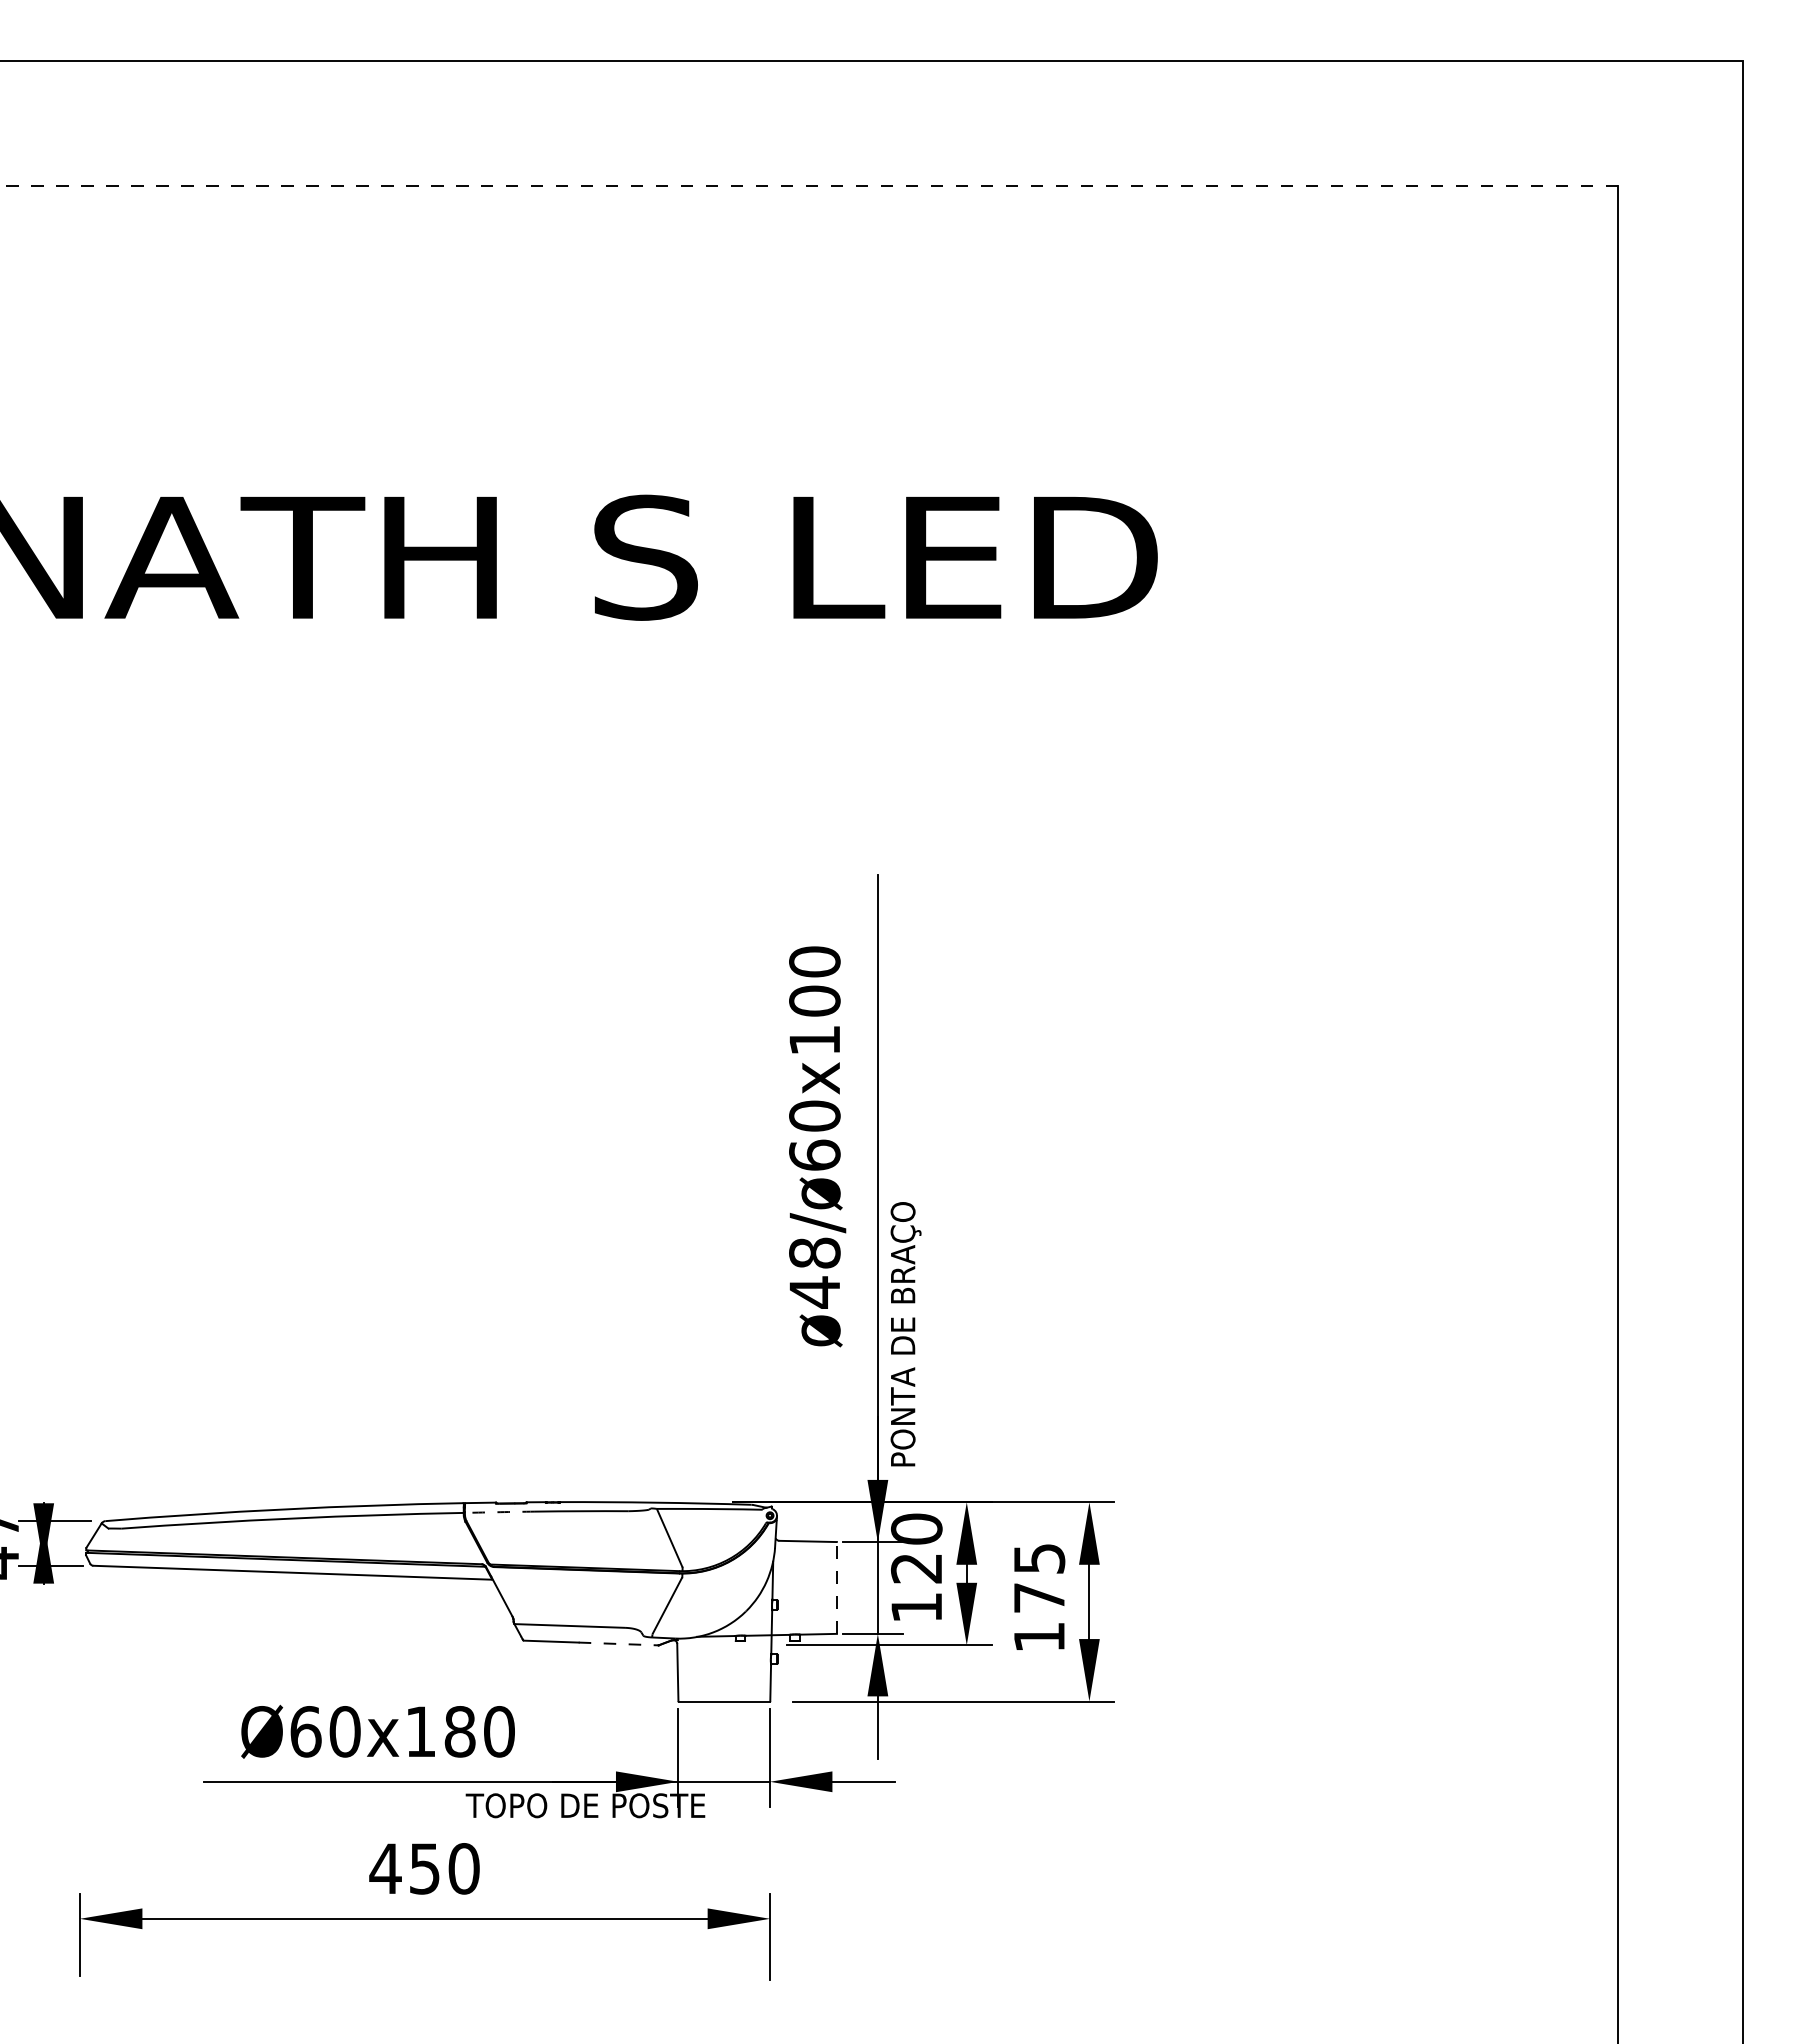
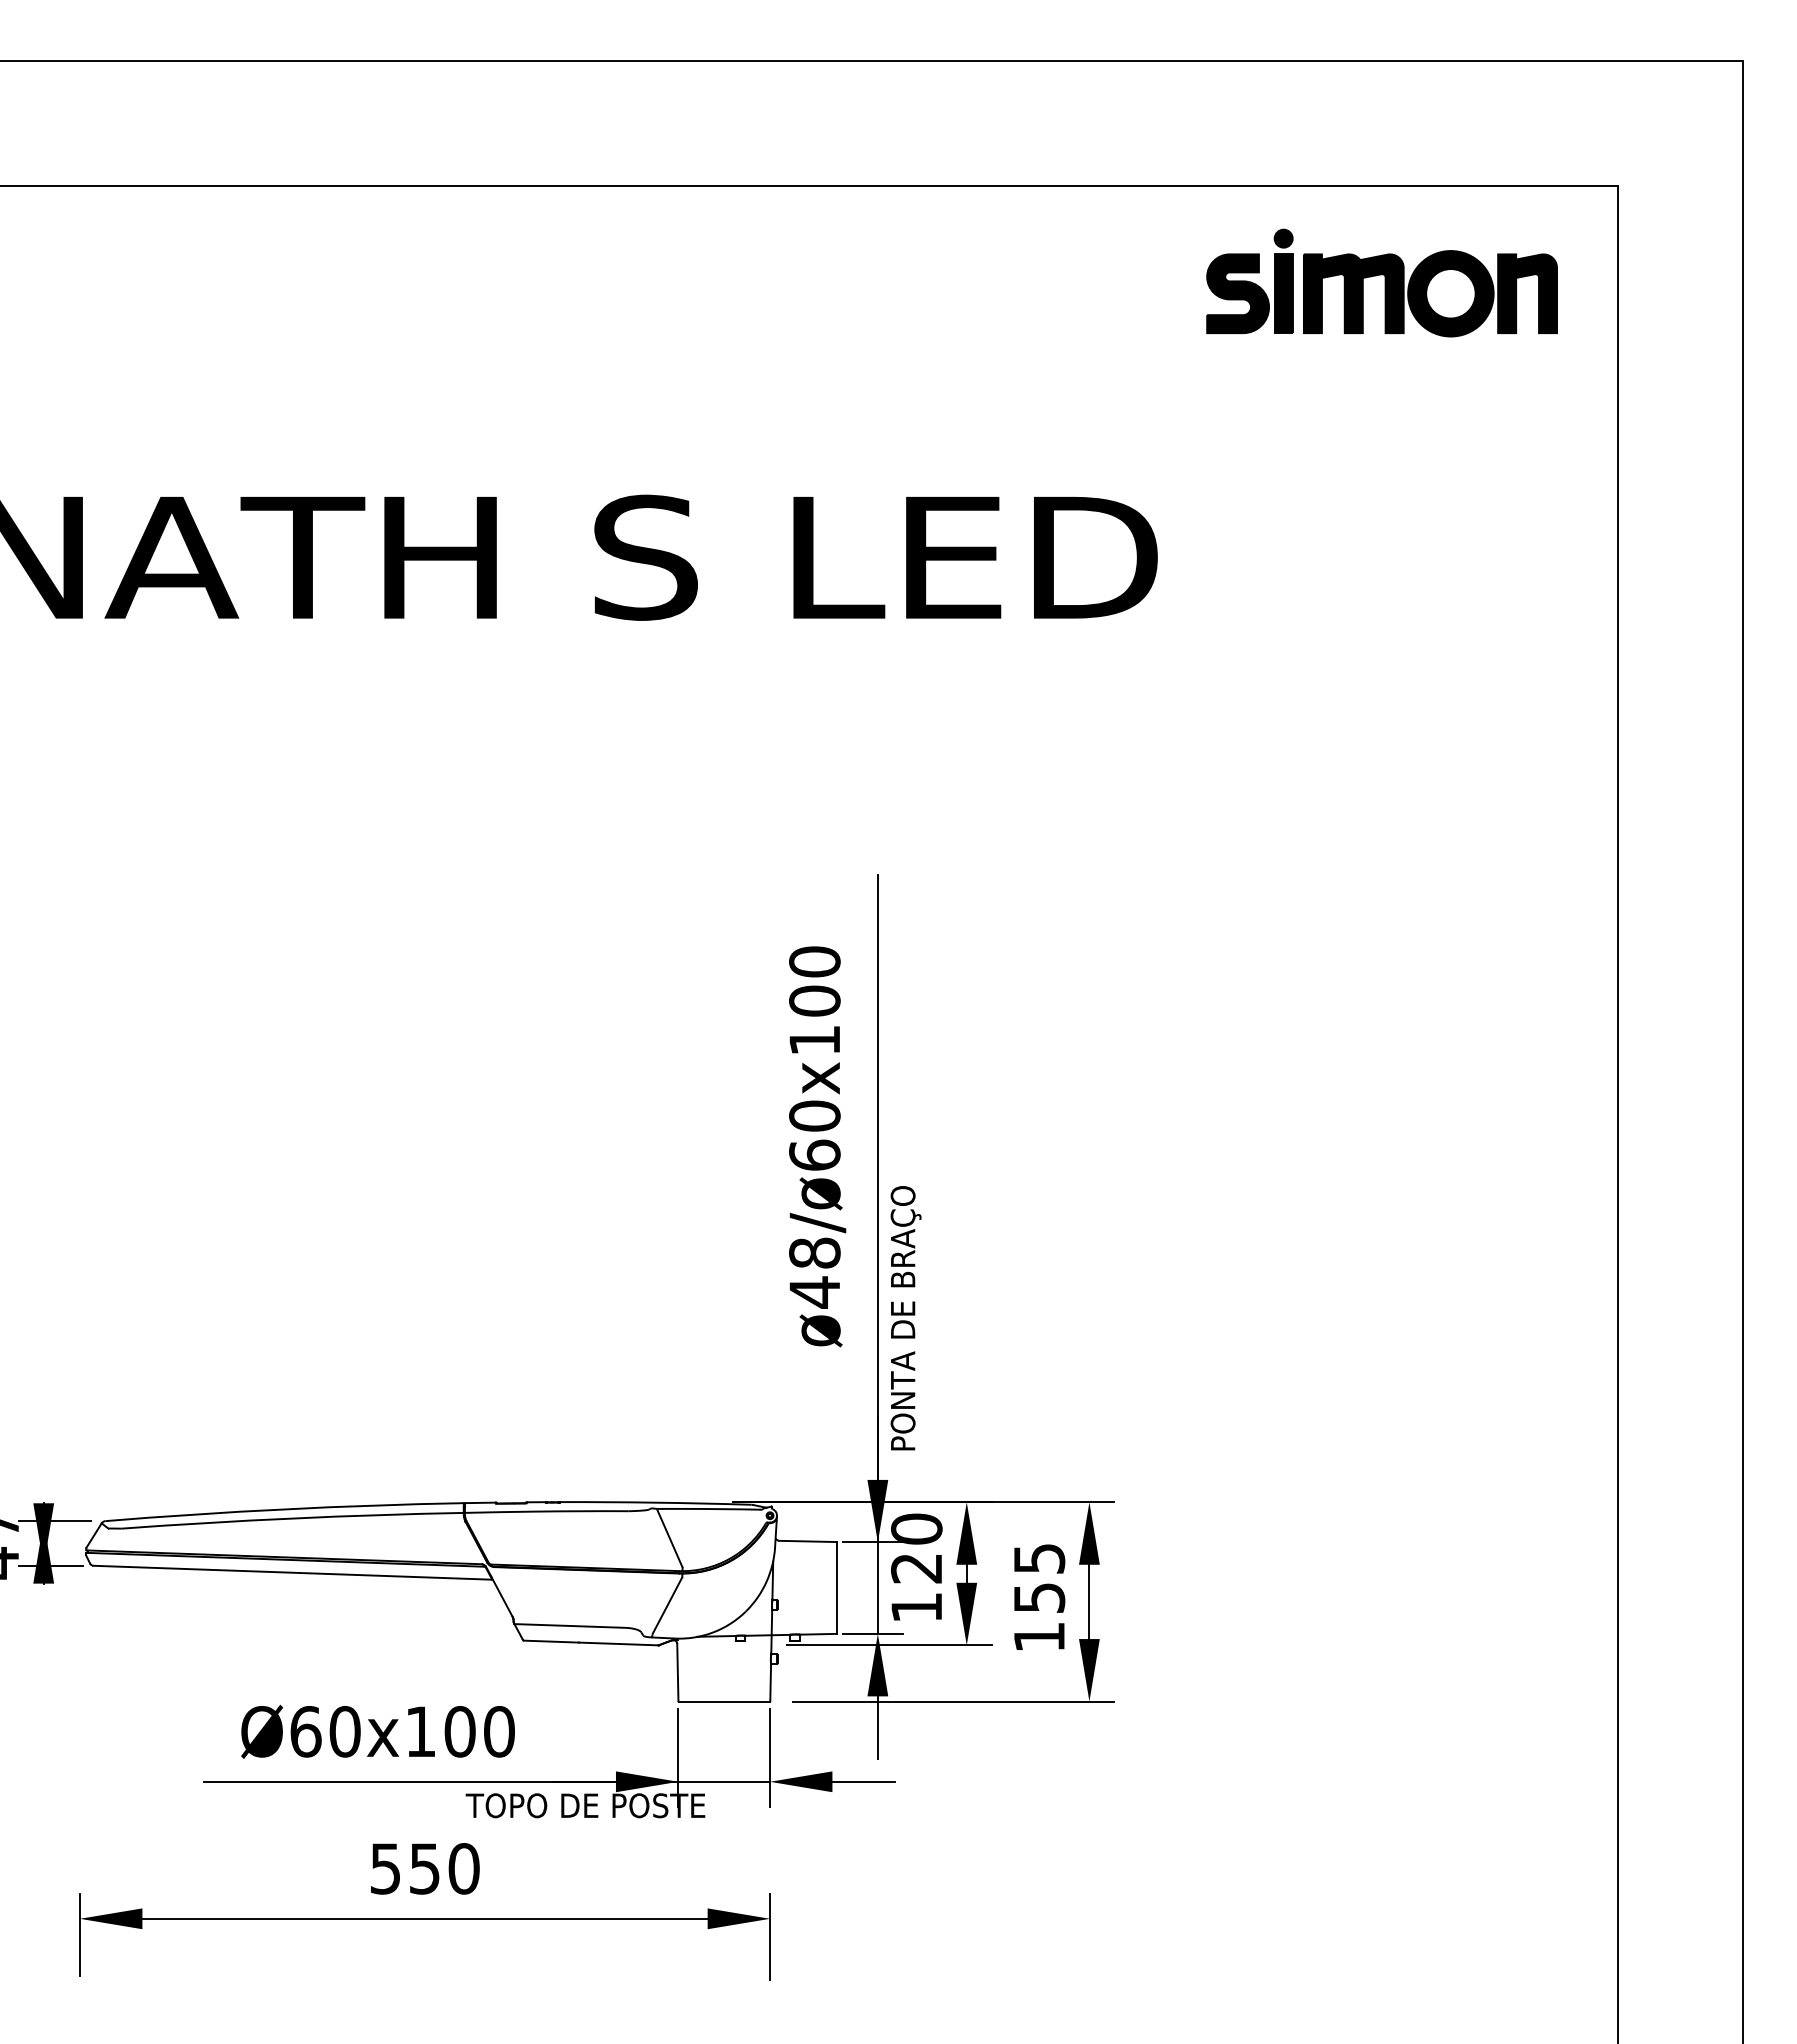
line: dashed -> solid (809, 186)
part: none -> present (1381, 282)
text position: (905, 1334) -> (905, 1318) (905, 1318)
arc: dashed -> solid (500, 1512)
line: dashed -> solid (837, 1587)
text: 175 -> 155 (1039, 1597)
line: dashed -> solid (619, 1643)
text: Ø60x180 -> Ø60x100 (459, 1731)
text: 450 -> 550 (385, 1868)
